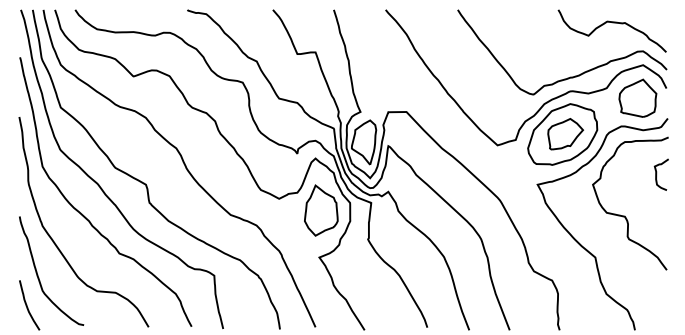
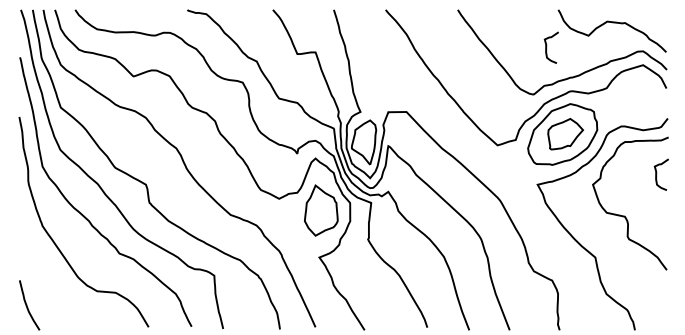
curve: none -> present (547, 47)
part: present -> none (637, 97)
curve: present -> none (38, 274)
